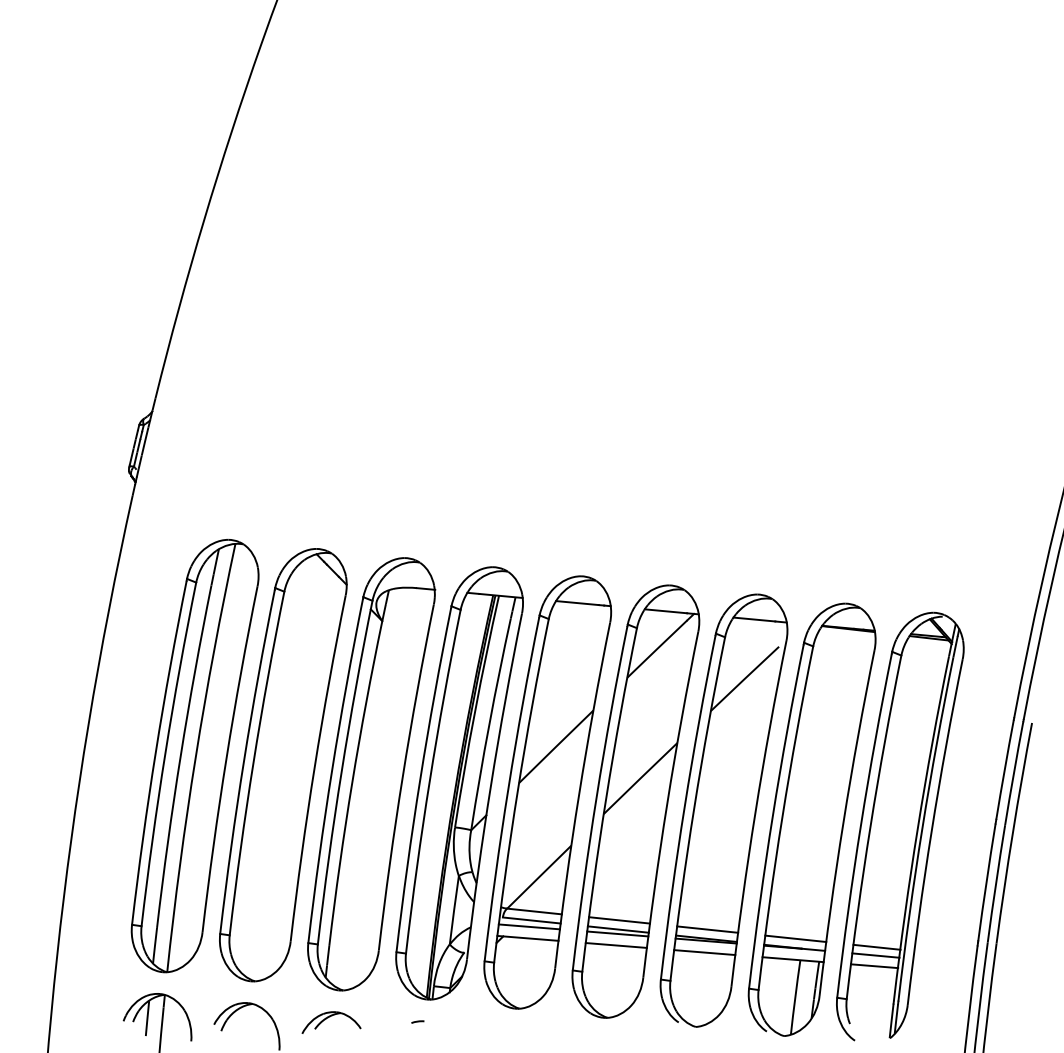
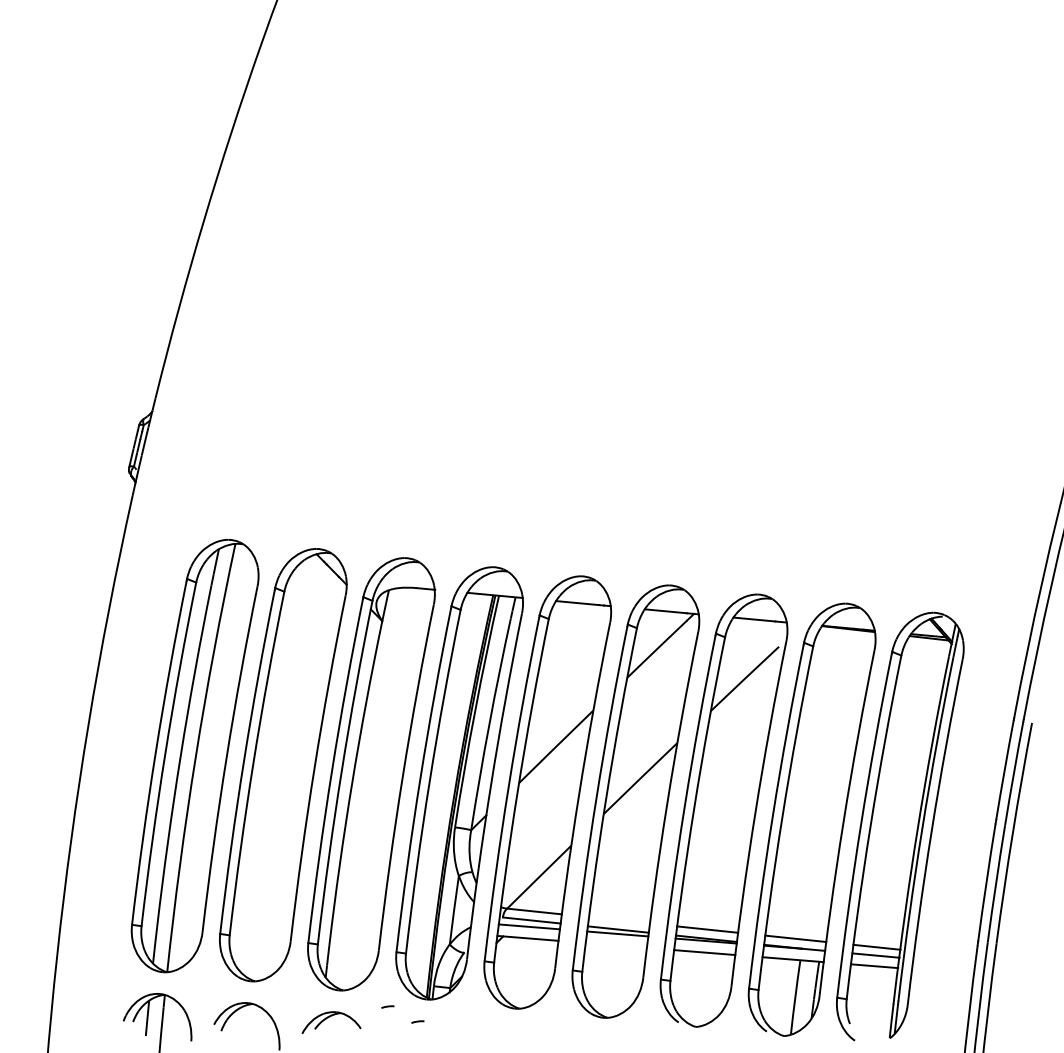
line: present -> none (619, 920)
line: present -> none (615, 945)
curve: none -> present (387, 1006)
